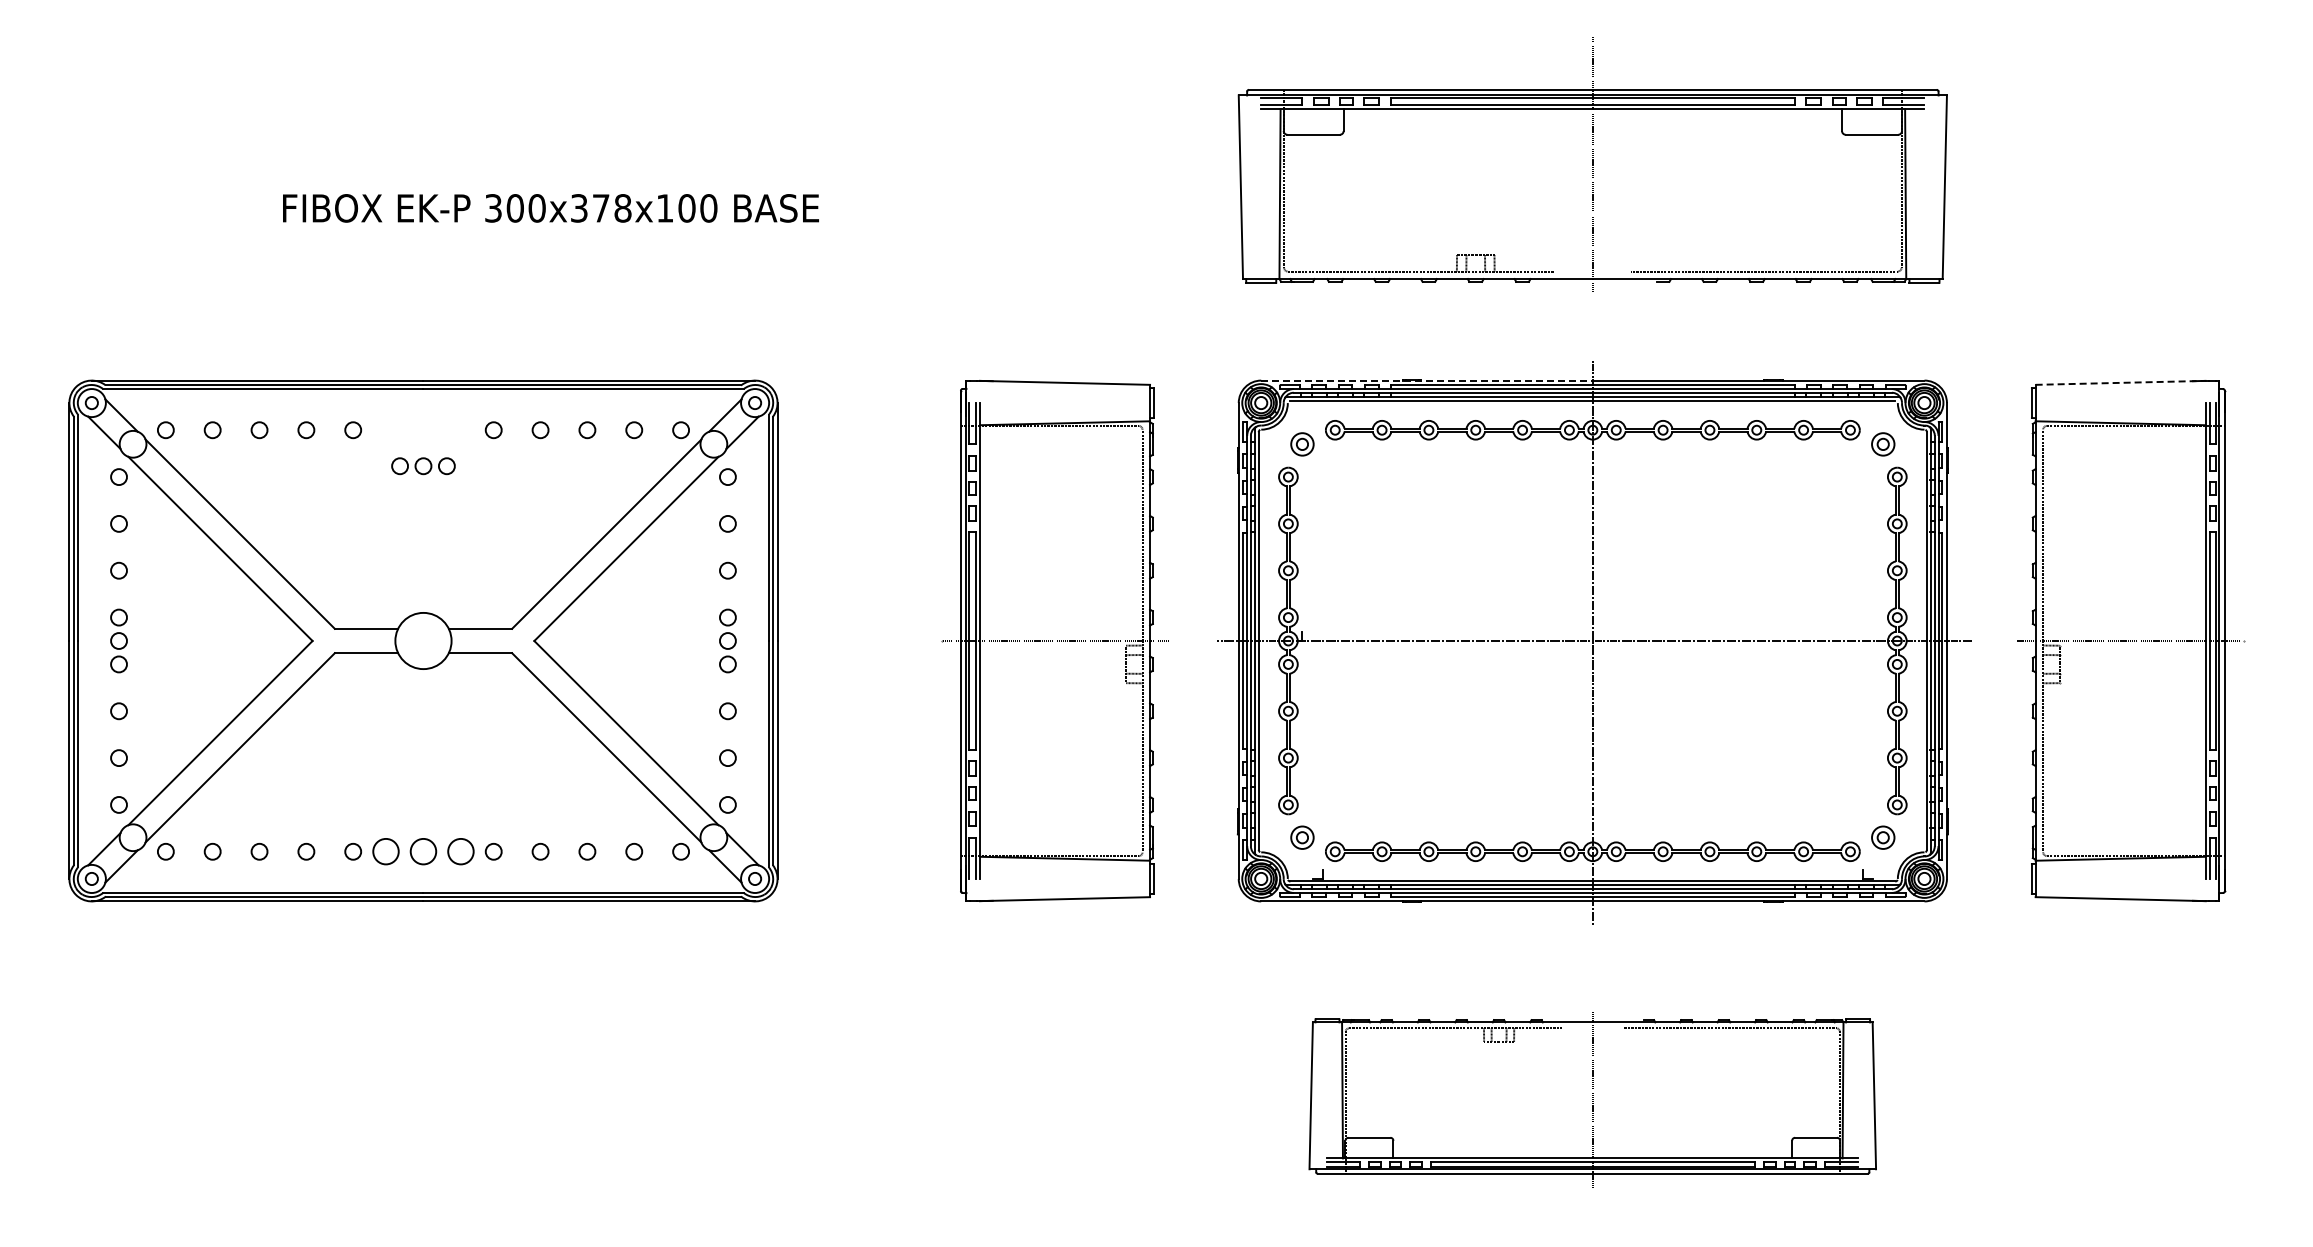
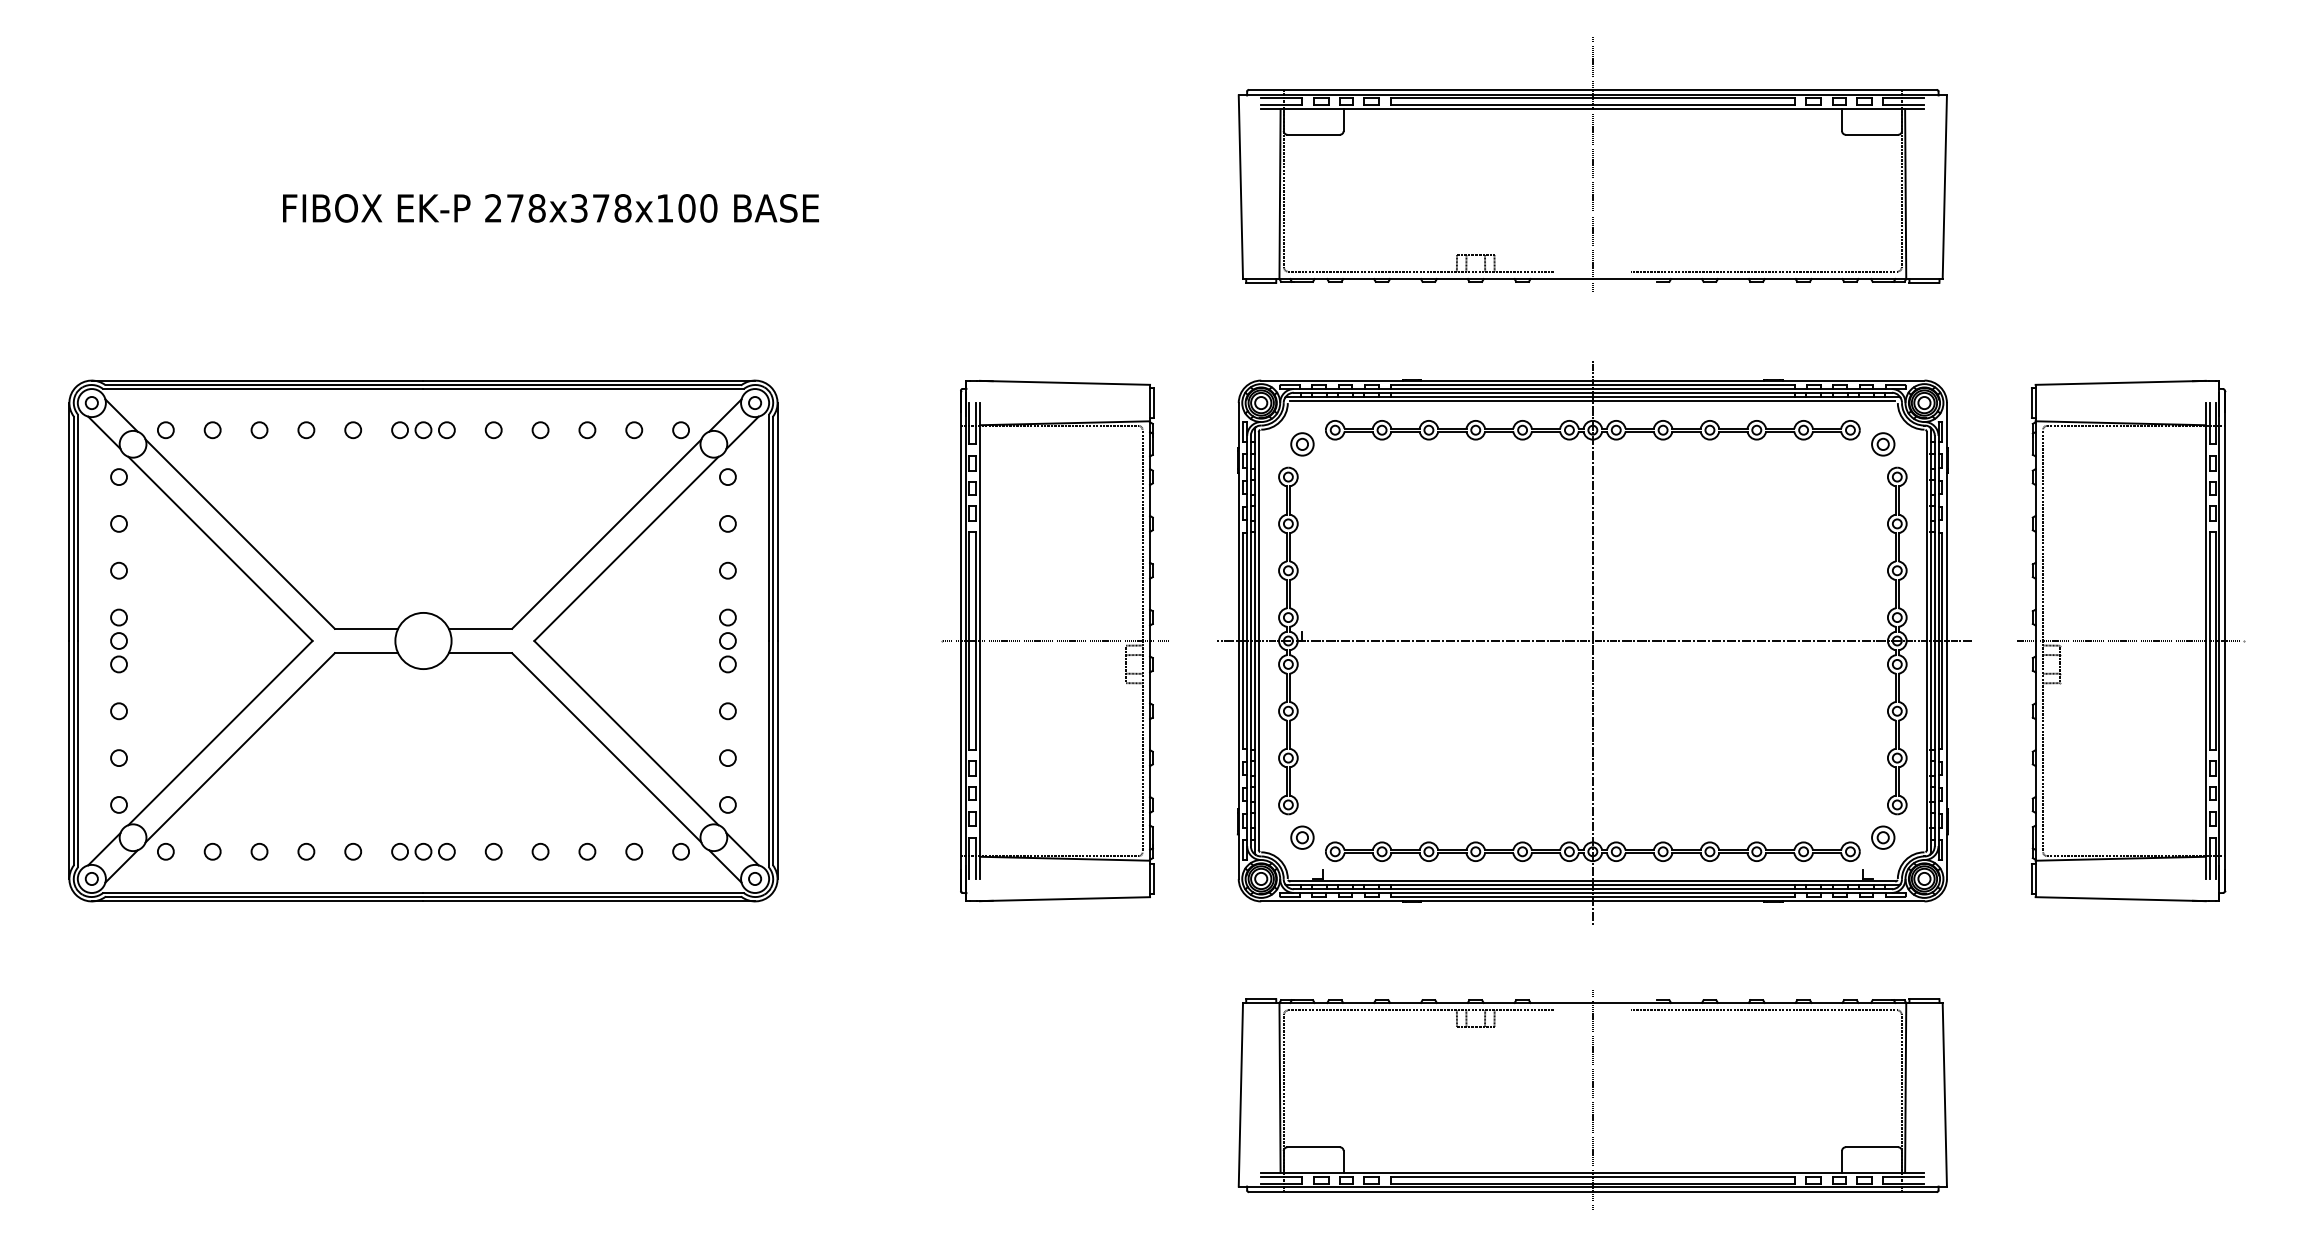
text: 300x378x100 -> 278x378x100 (515, 208)
line: dashed -> solid (1427, 380)
line: dashed -> solid (2121, 382)
part position: (423, 466) -> (423, 430) (423, 430)
part size: 103x28 px -> 65x18 px (423, 851)
part size: 569x176 px -> 711x220 px (1592, 1099)
